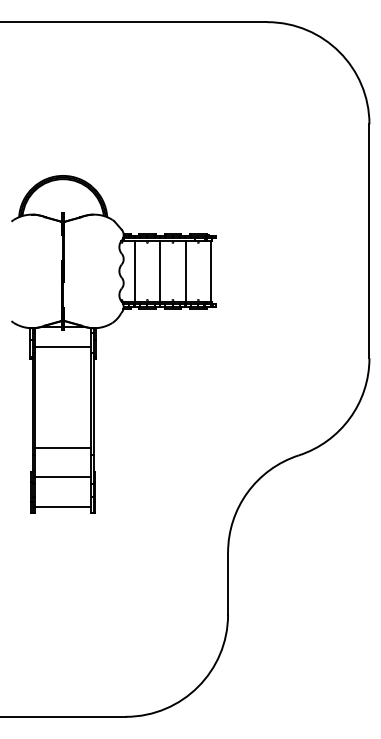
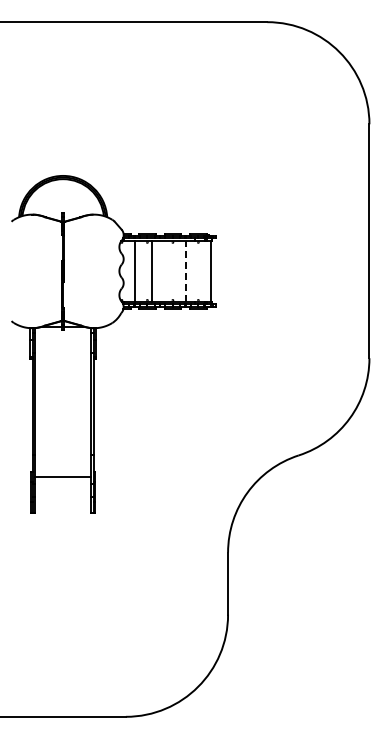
line: solid -> dashed (185, 270)
line position: (160, 271) -> (152, 271) (152, 271)
line: present -> none (63, 347)
line: present -> none (63, 448)
line: present -> none (63, 507)
